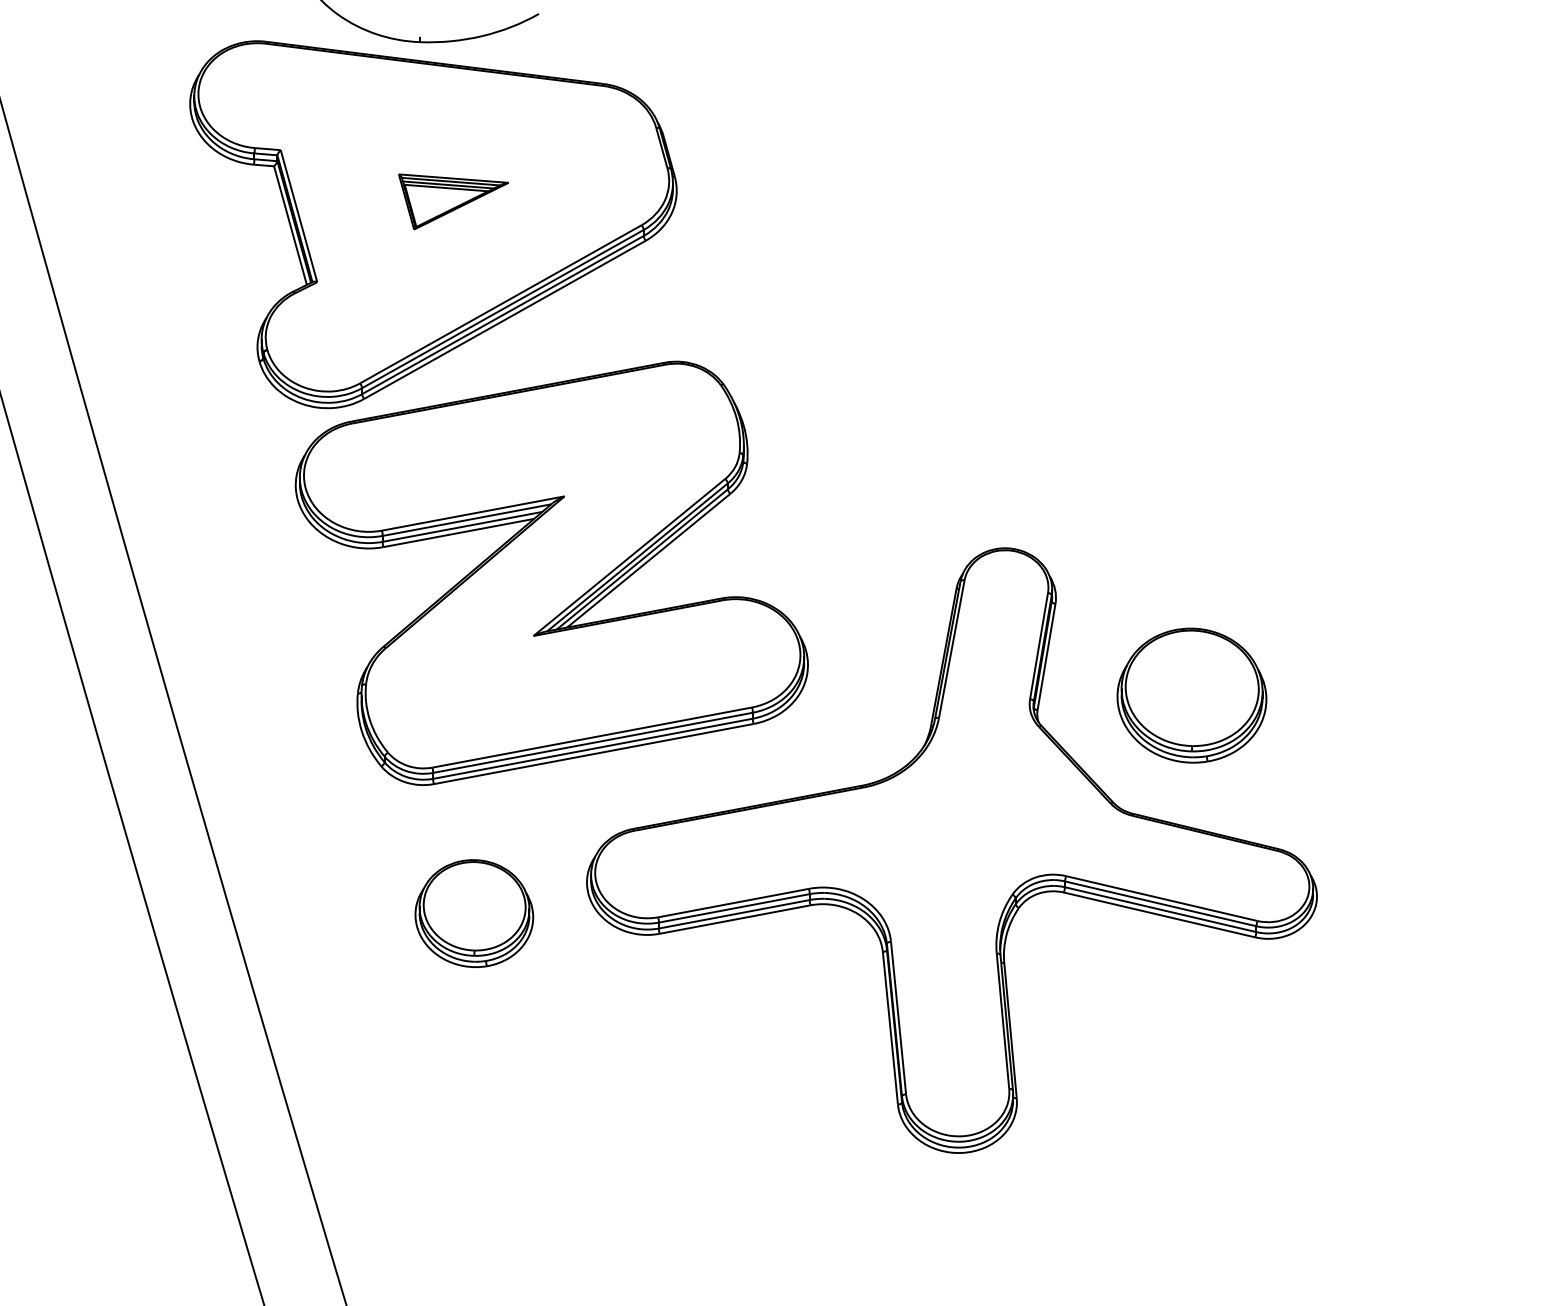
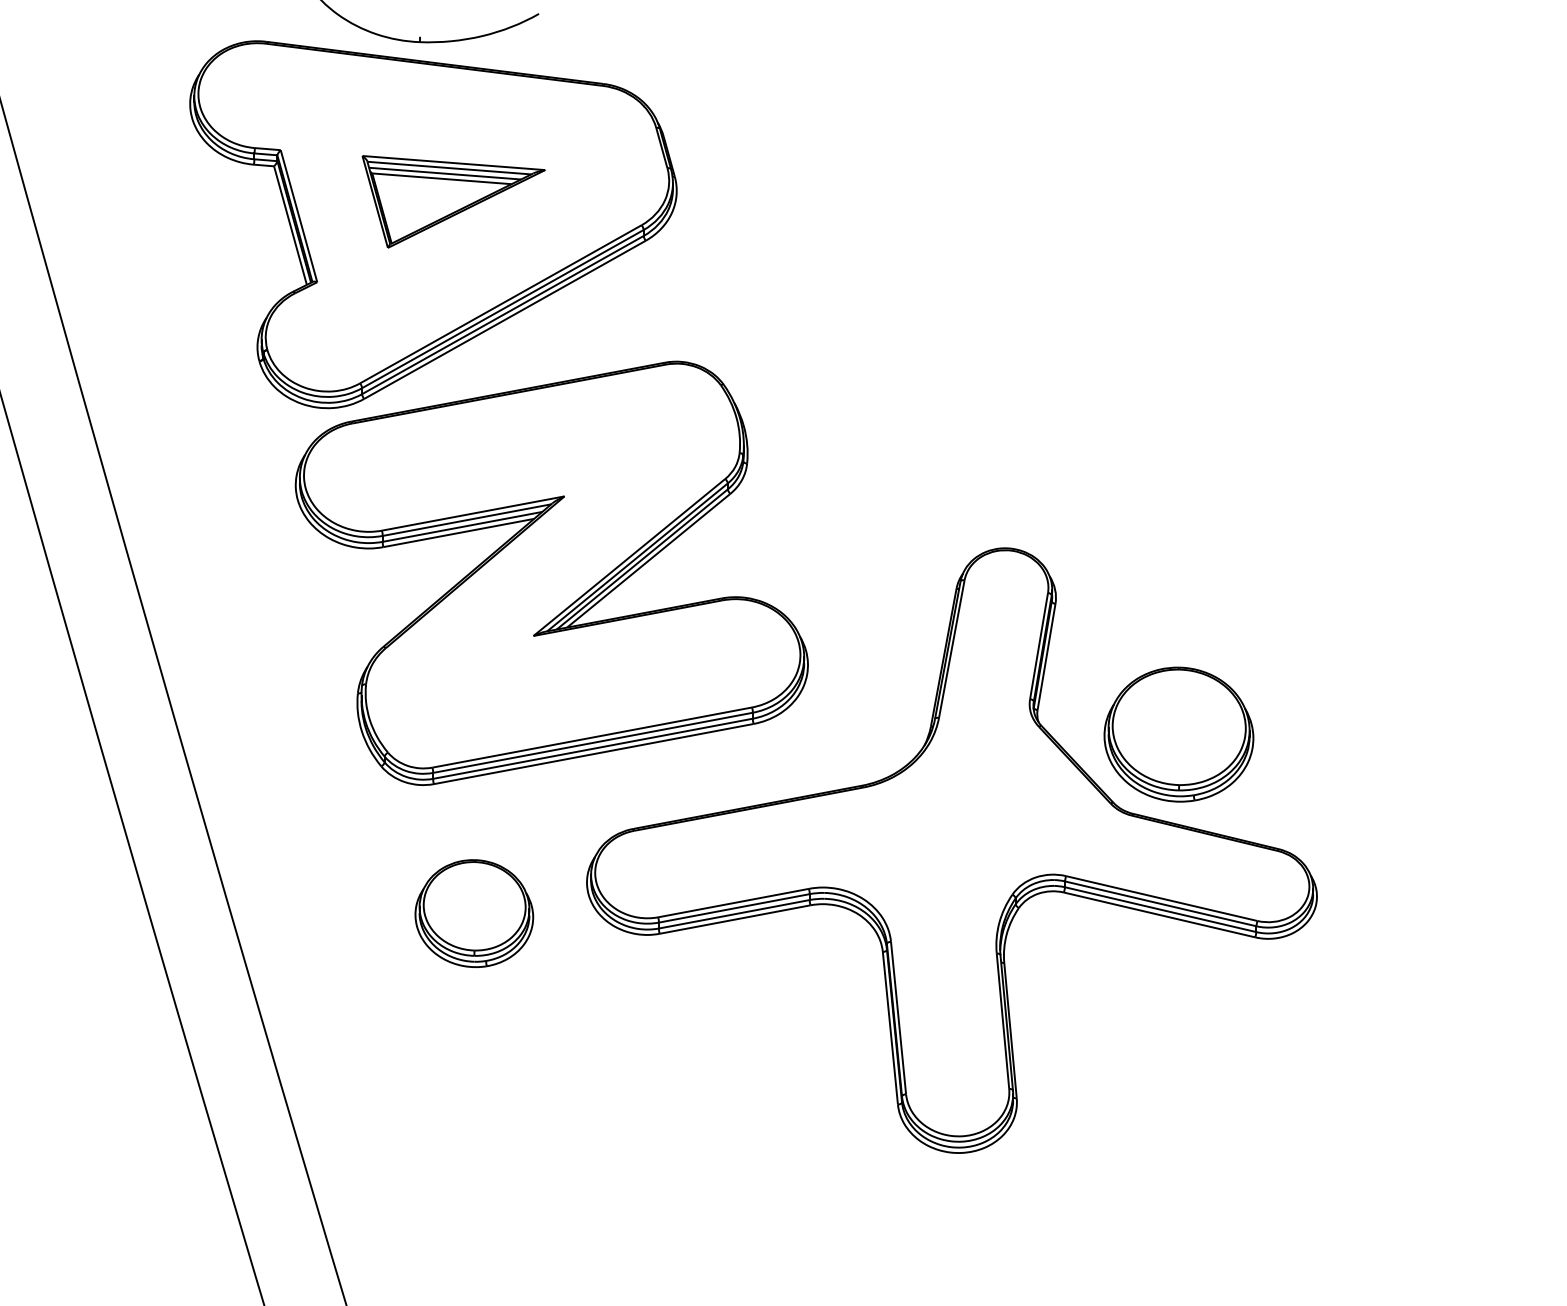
part size: 111x58 px -> 185x94 px (453, 201)
part position: (1191, 695) -> (1178, 734) (1178, 734)
